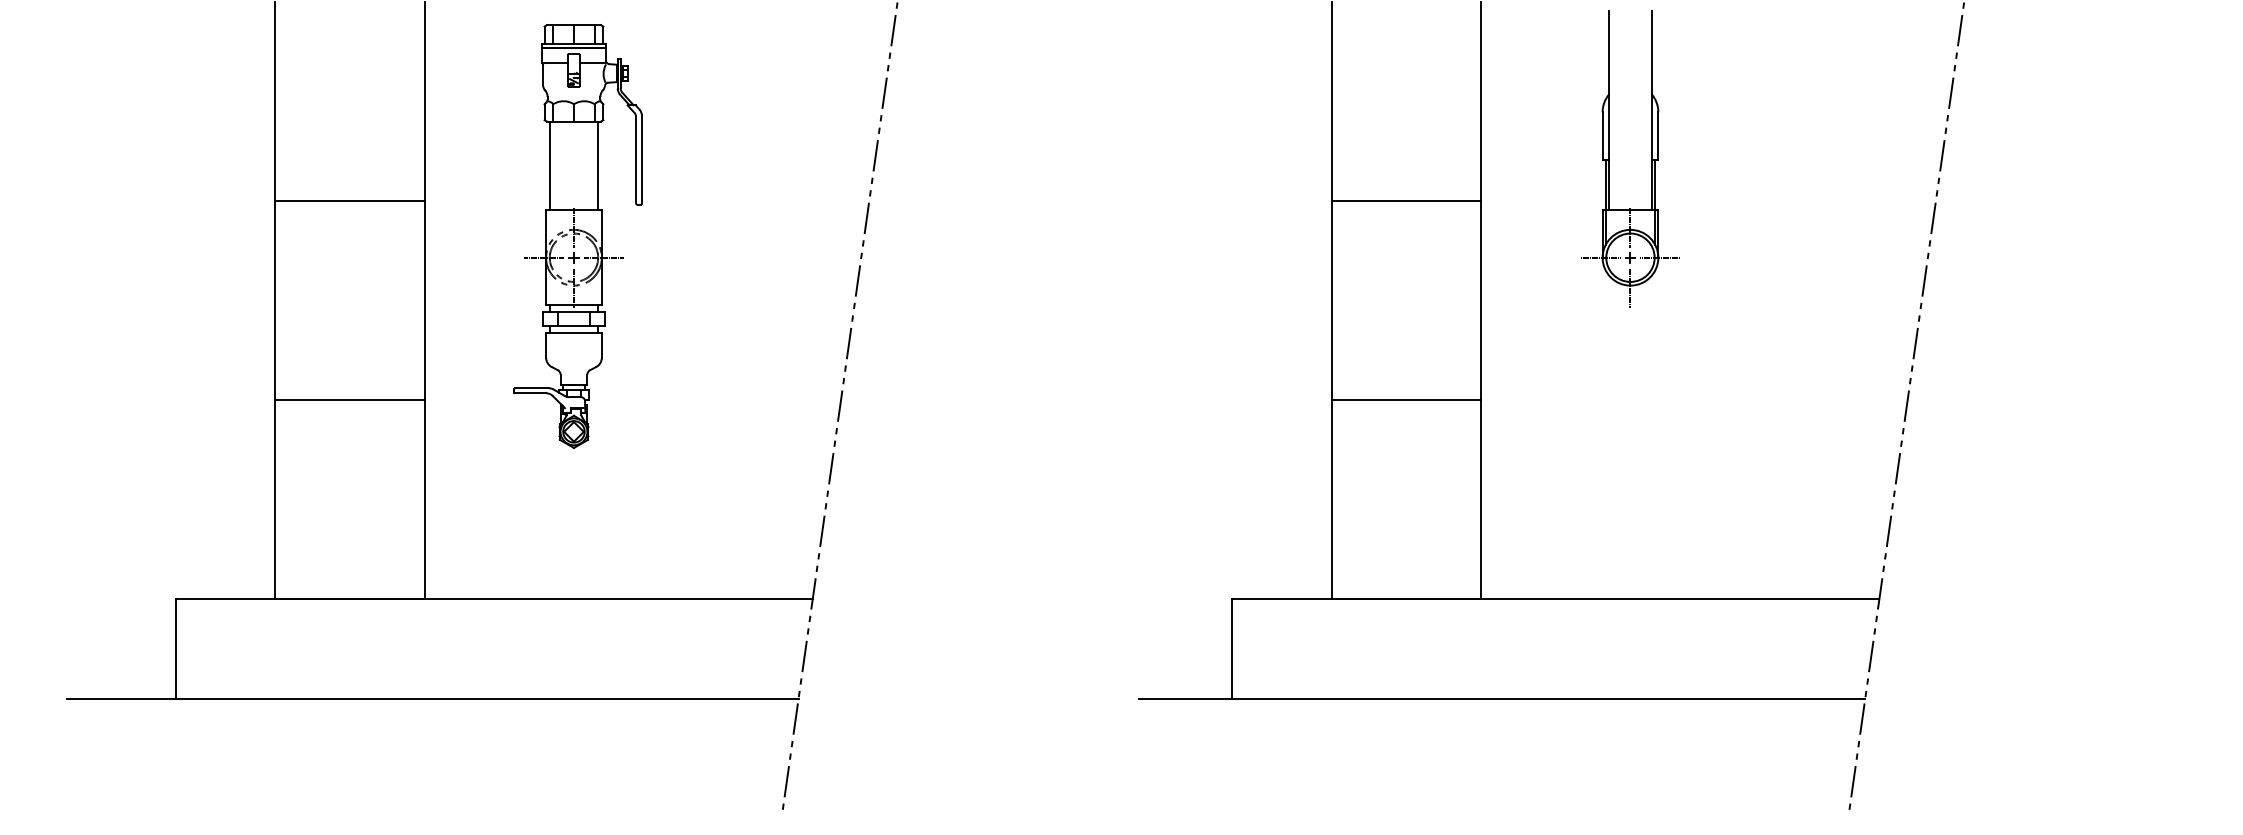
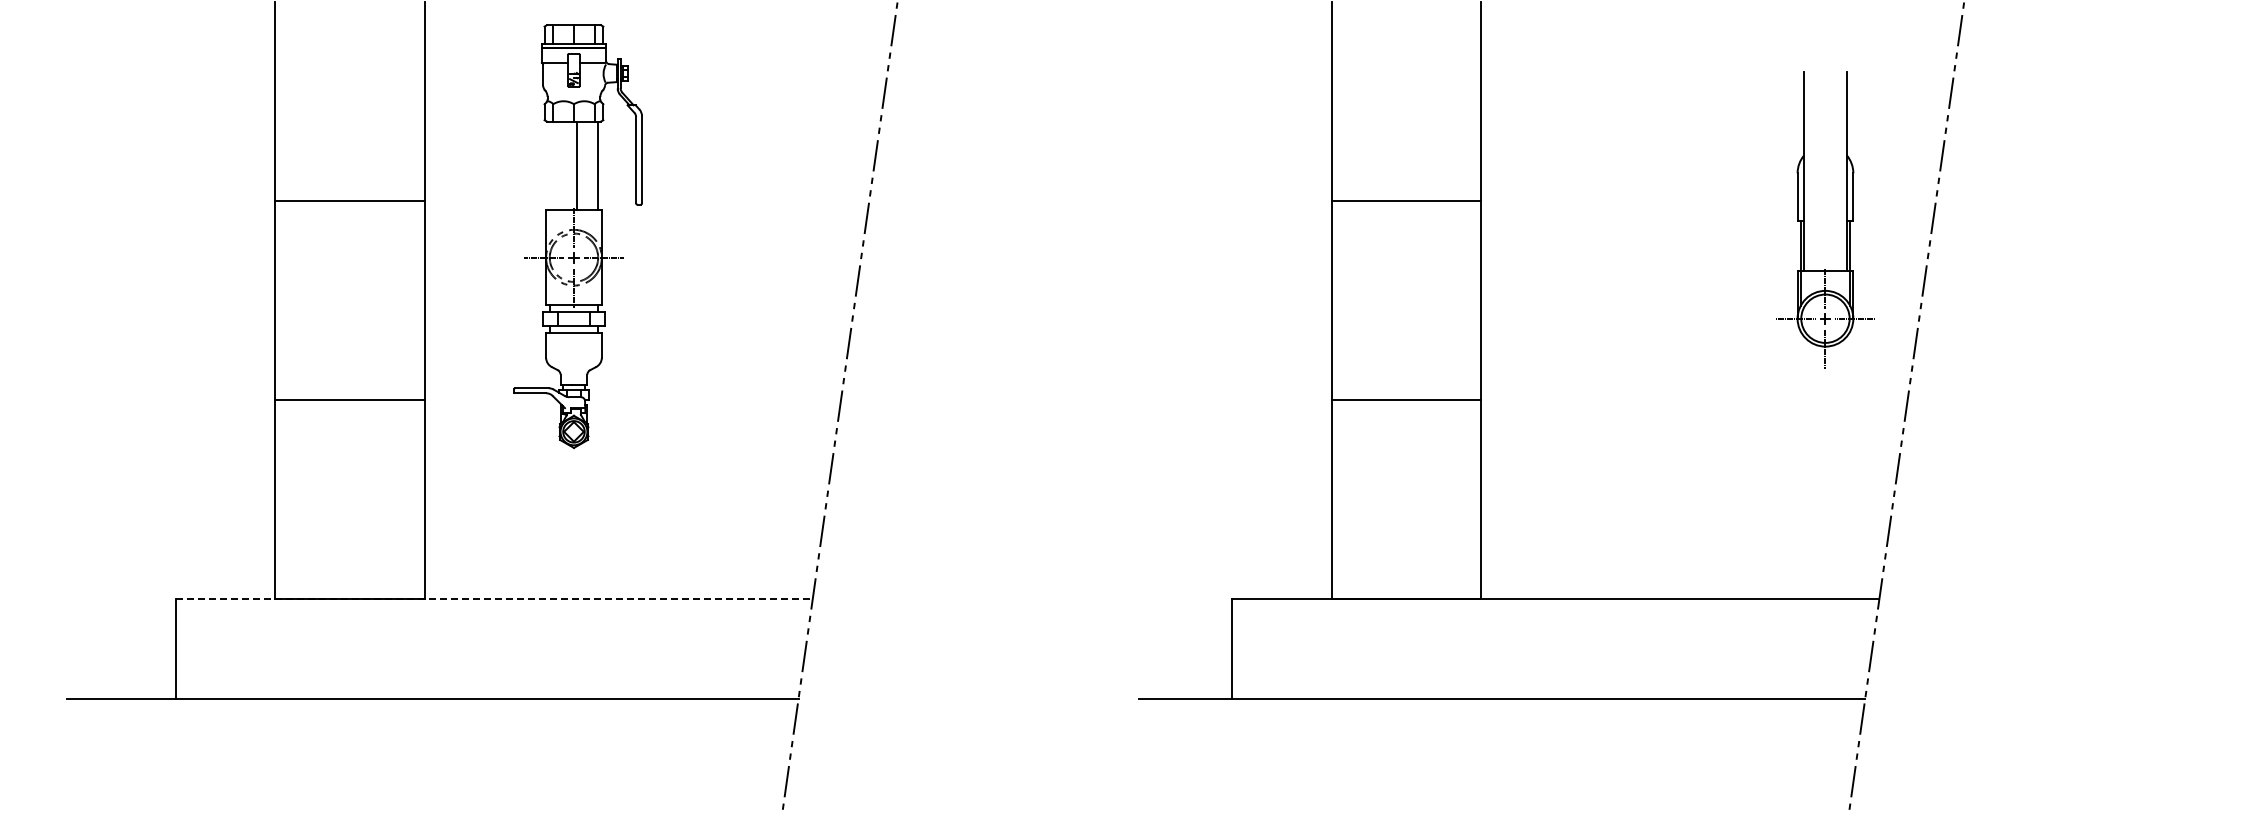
part position: (1609, 158) -> (1804, 219) (1804, 219)
line position: (549, 165) -> (576, 165) (576, 165)
line: solid -> dashed (494, 599)
